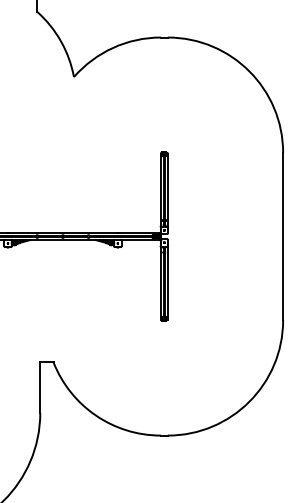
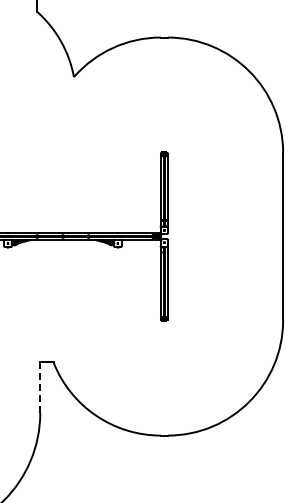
line: solid -> dashed (40, 388)
